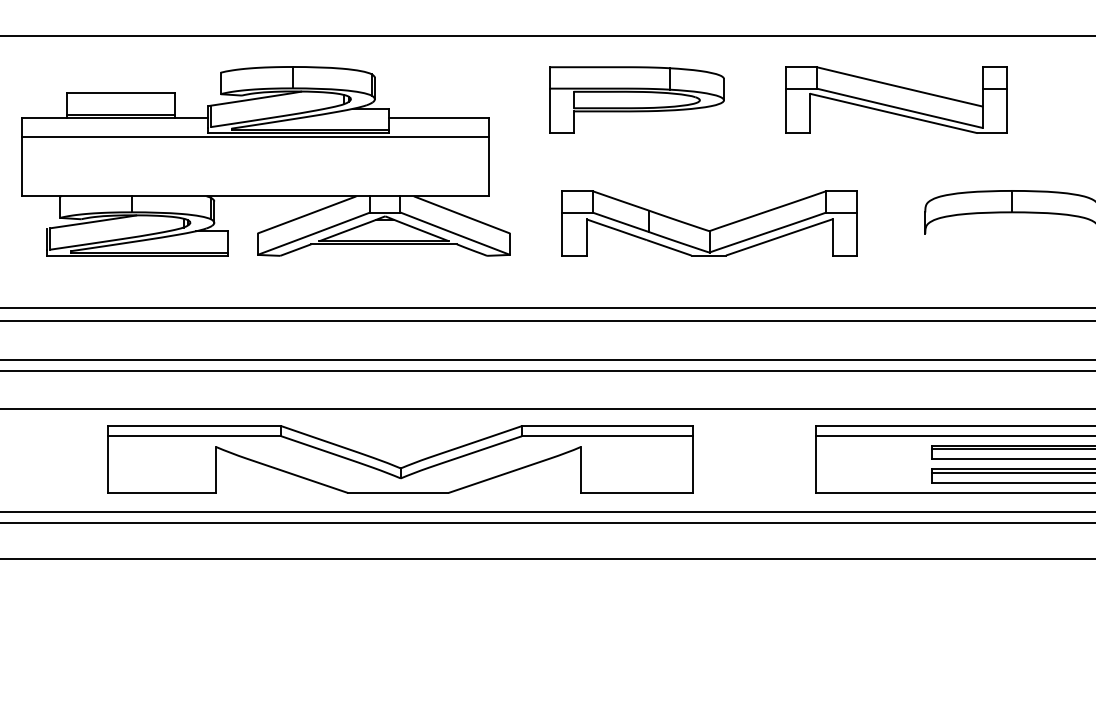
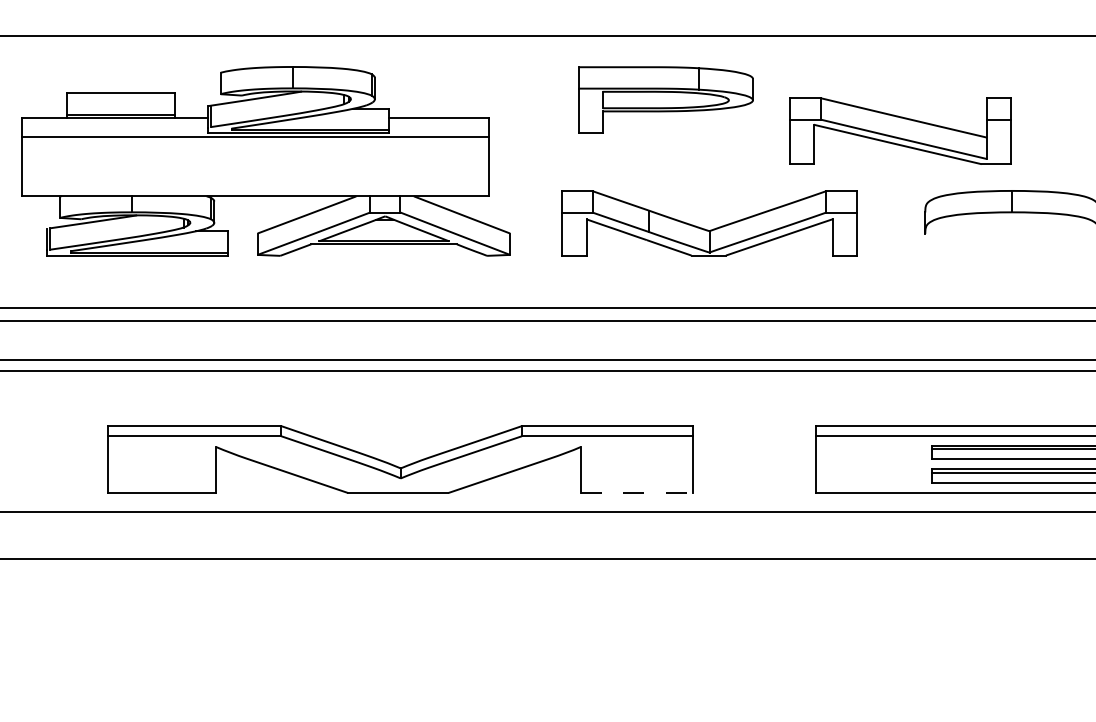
part position: (636, 99) -> (665, 99) (665, 99)
part position: (896, 99) -> (900, 130) (900, 130)
line: present -> none (547, 408)
line: solid -> dashed (637, 493)
line: present -> none (547, 523)
